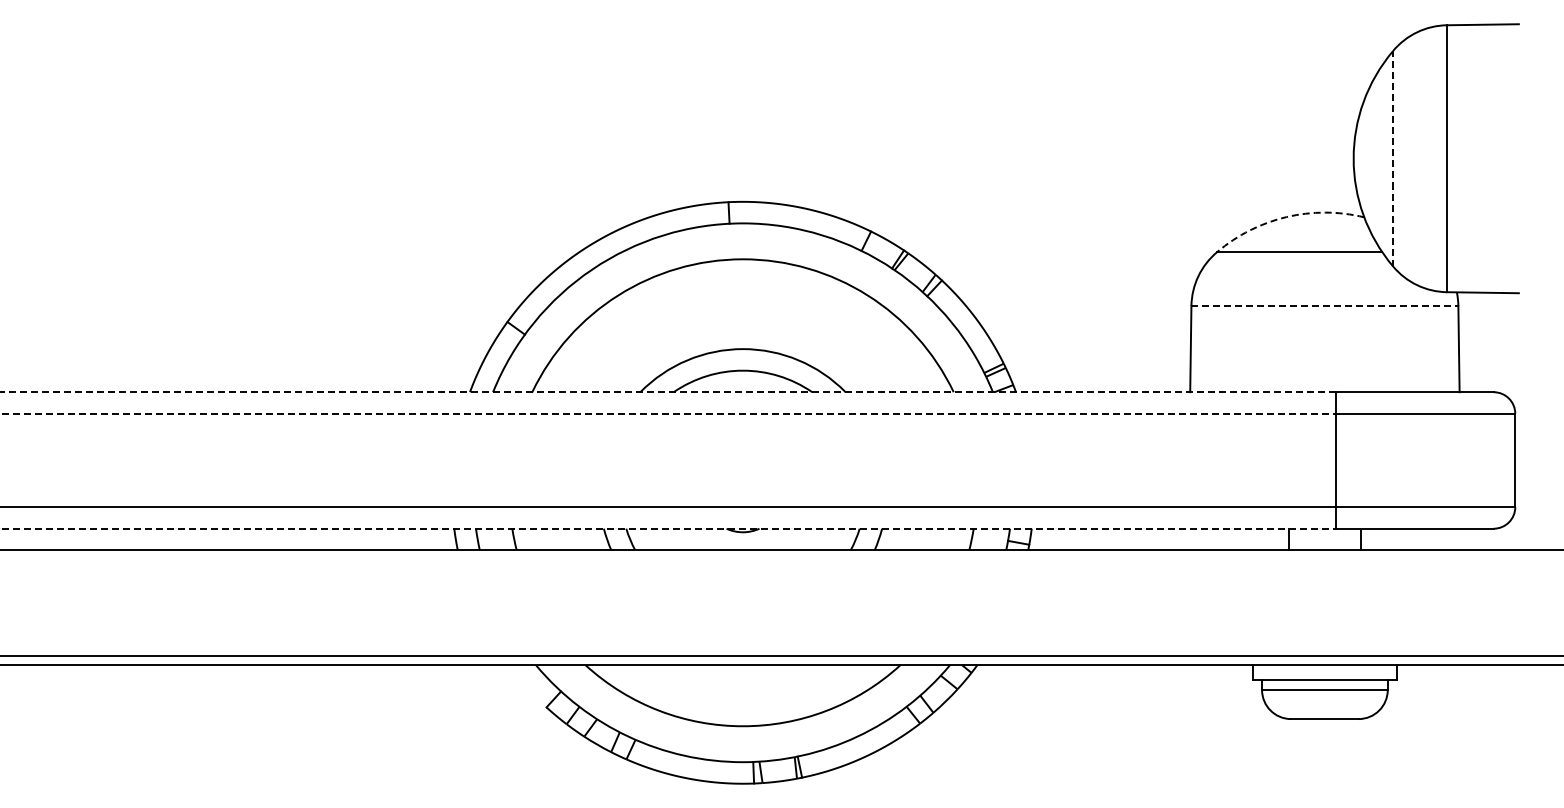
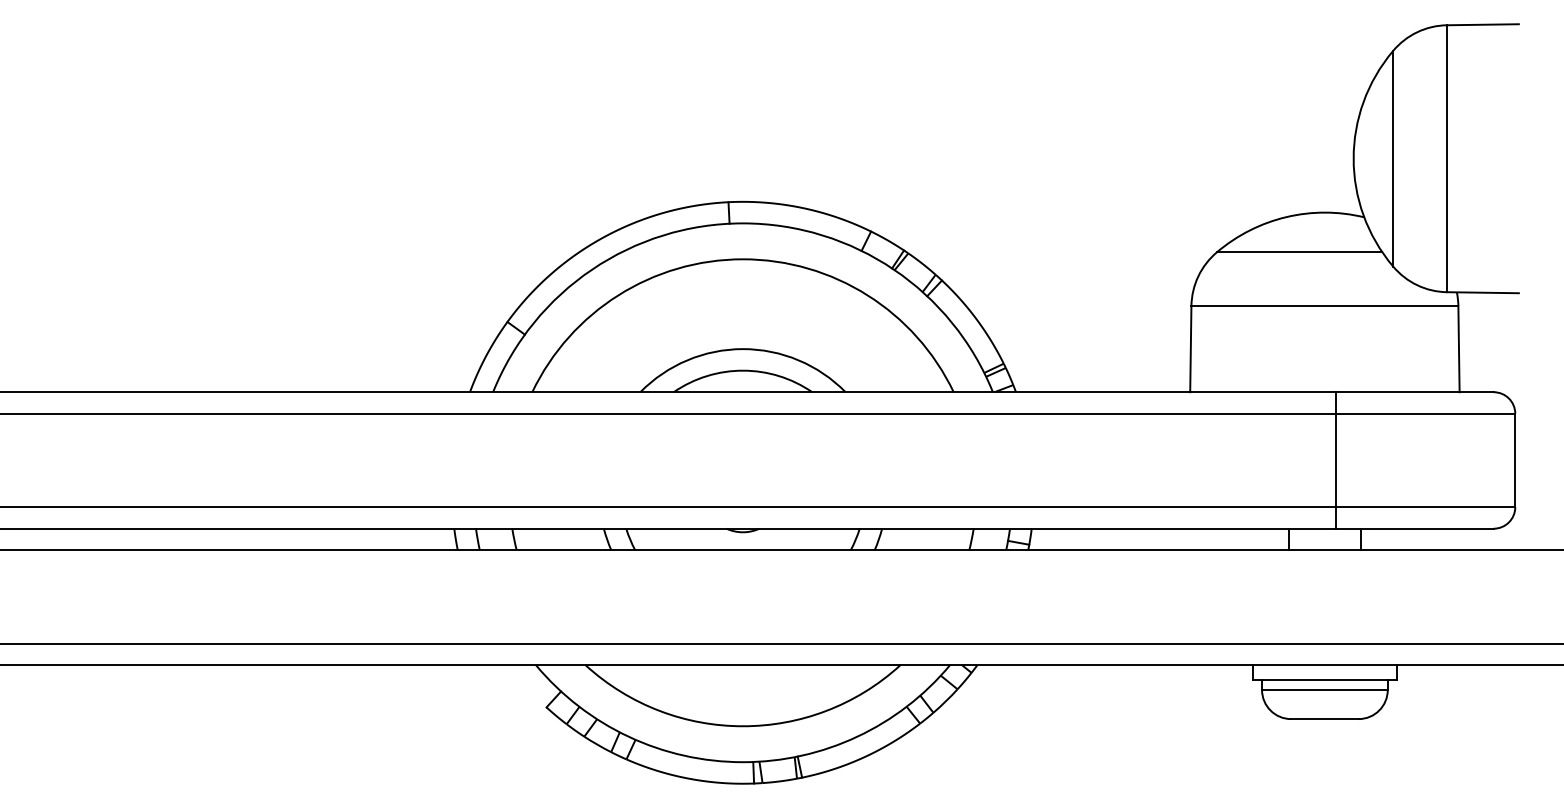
line: dashed -> solid (1393, 158)
arc: dashed -> solid (1286, 217)
line: dashed -> solid (1325, 306)
line: dashed -> solid (667, 392)
line: dashed -> solid (668, 413)
line: dashed -> solid (668, 528)
line position: (781, 655) -> (781, 643) (781, 643)
